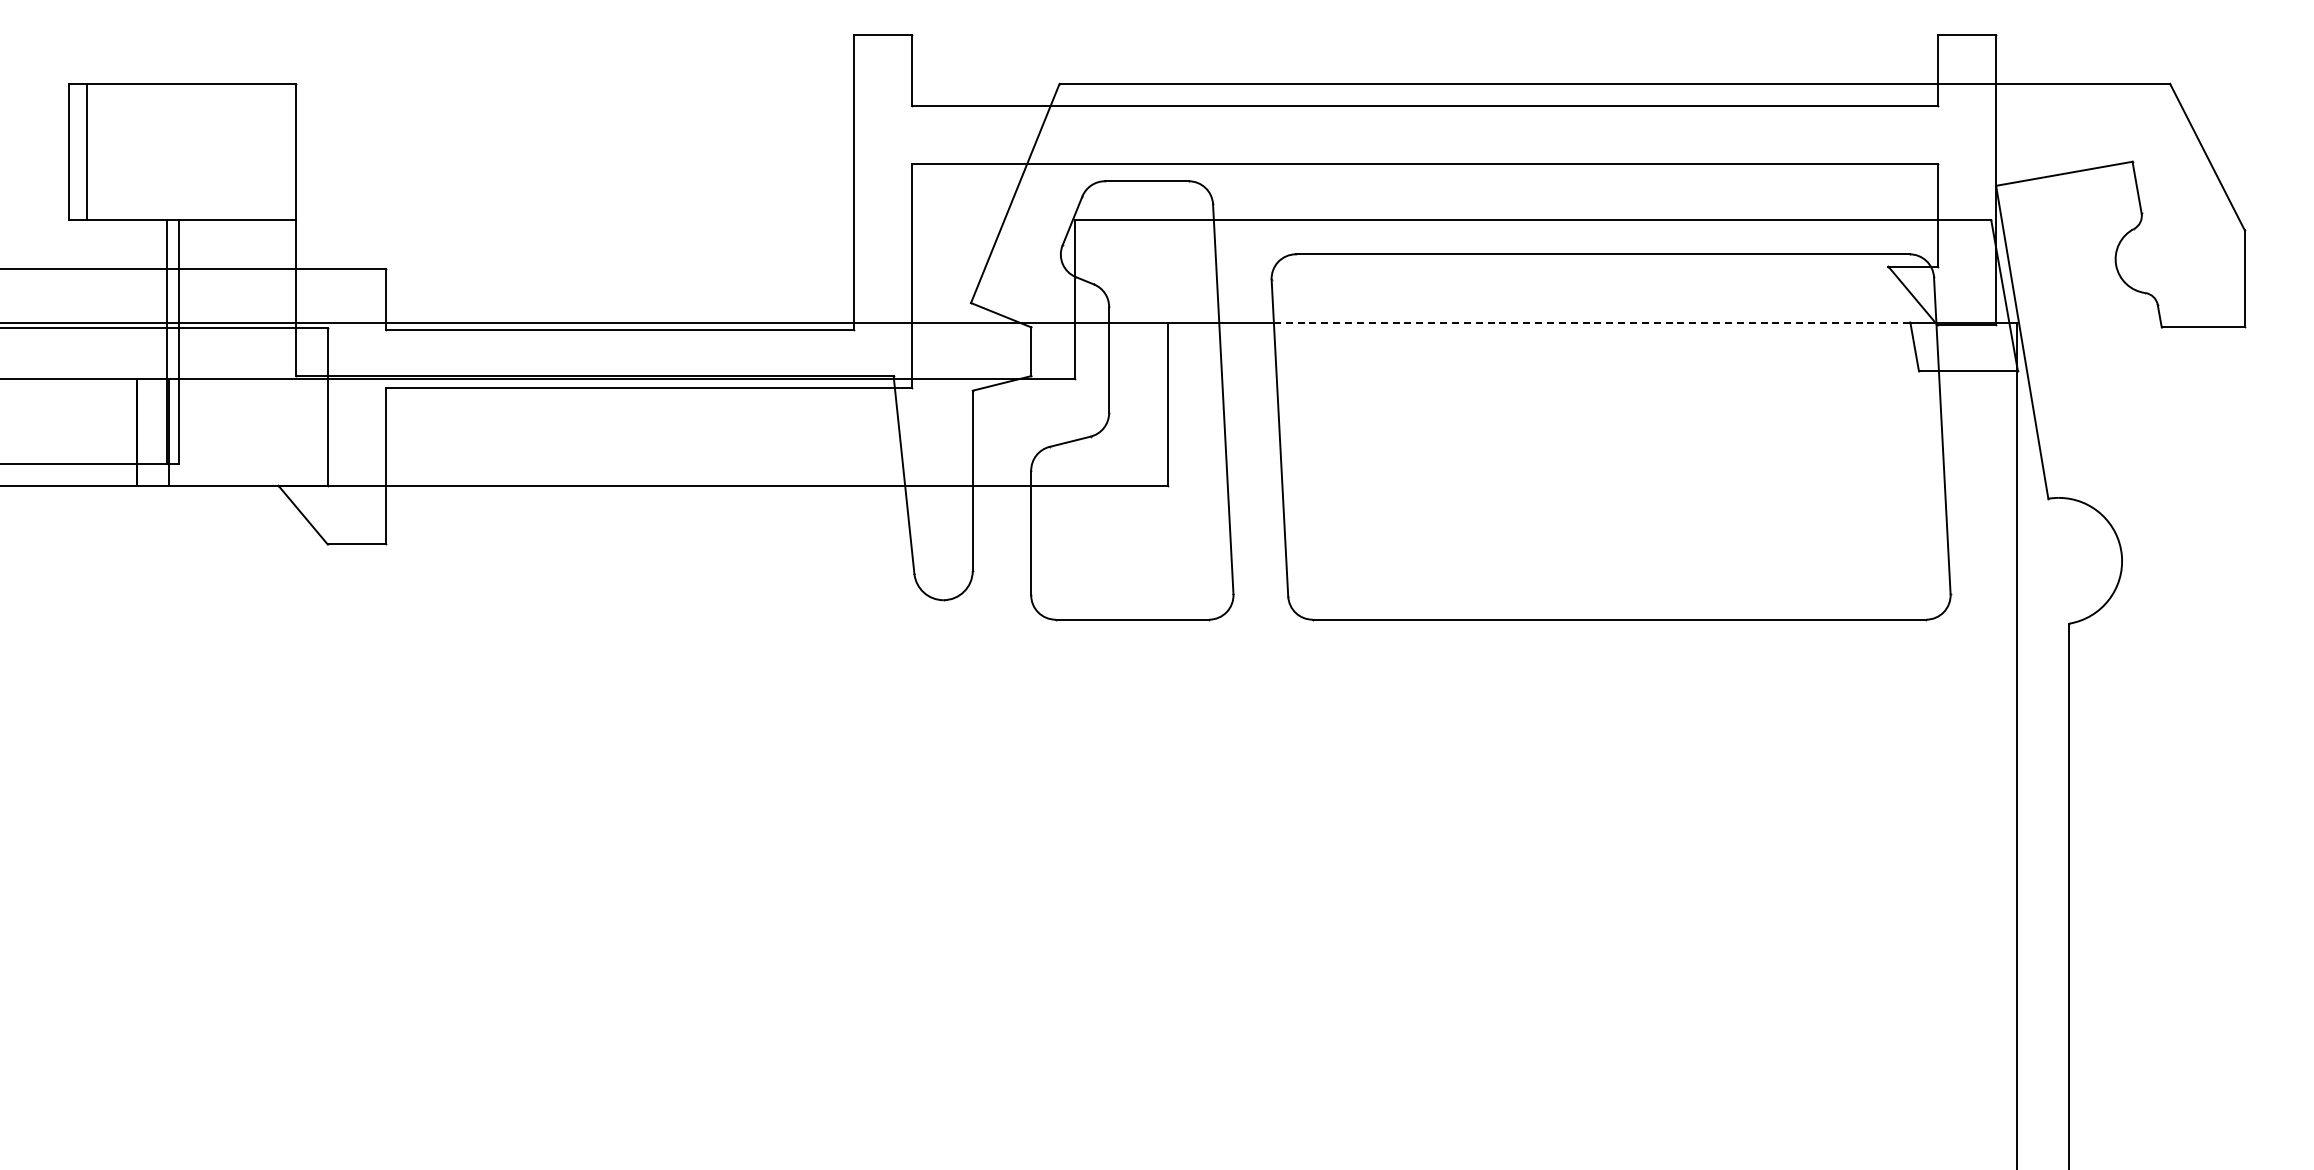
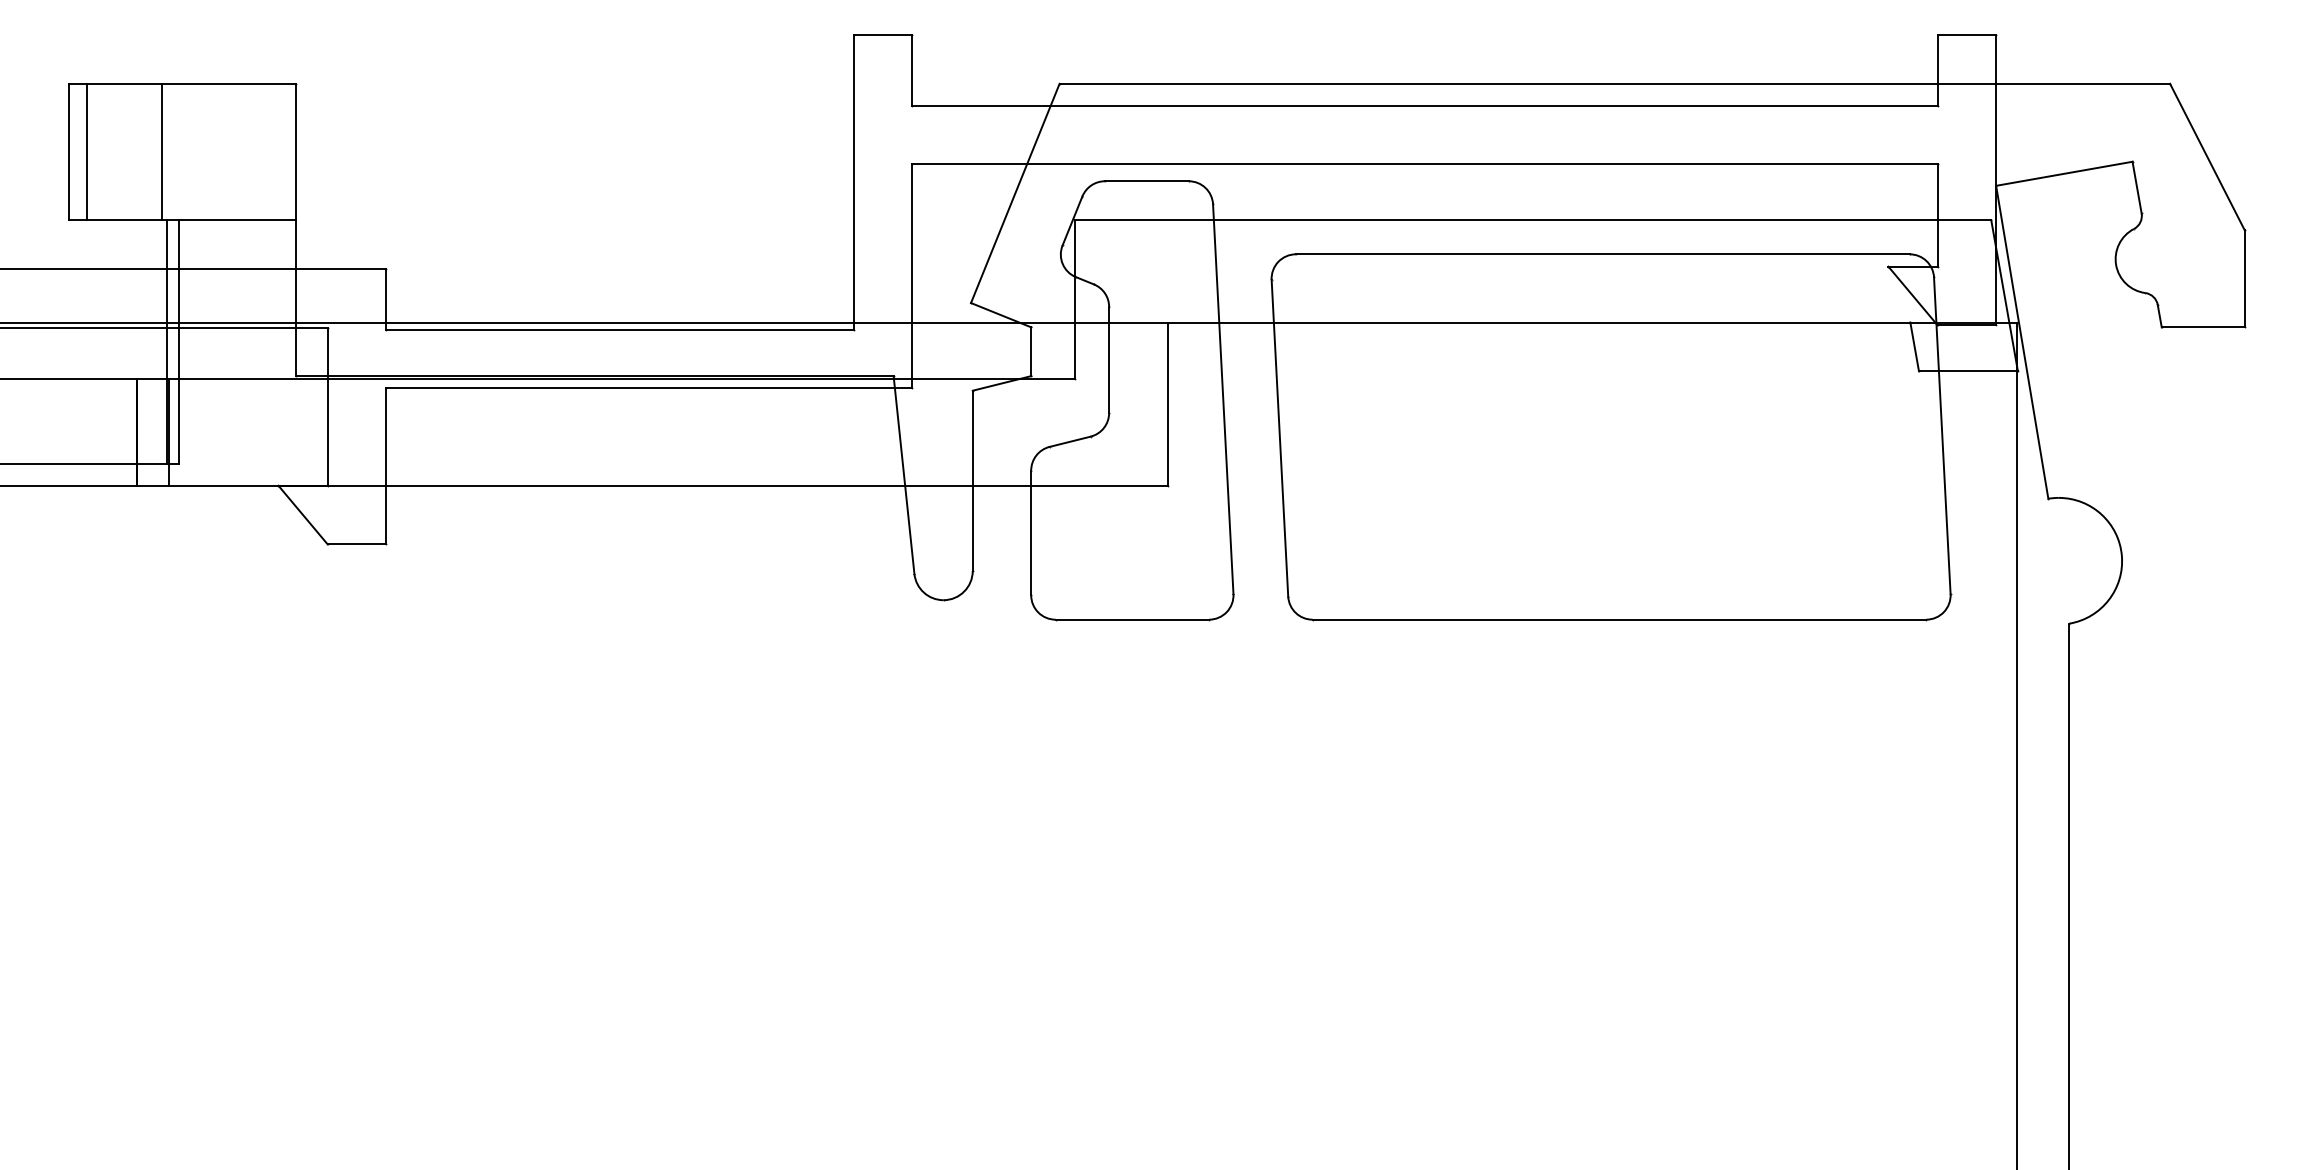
line: none -> present (162, 151)
line: dashed -> solid (1592, 322)
